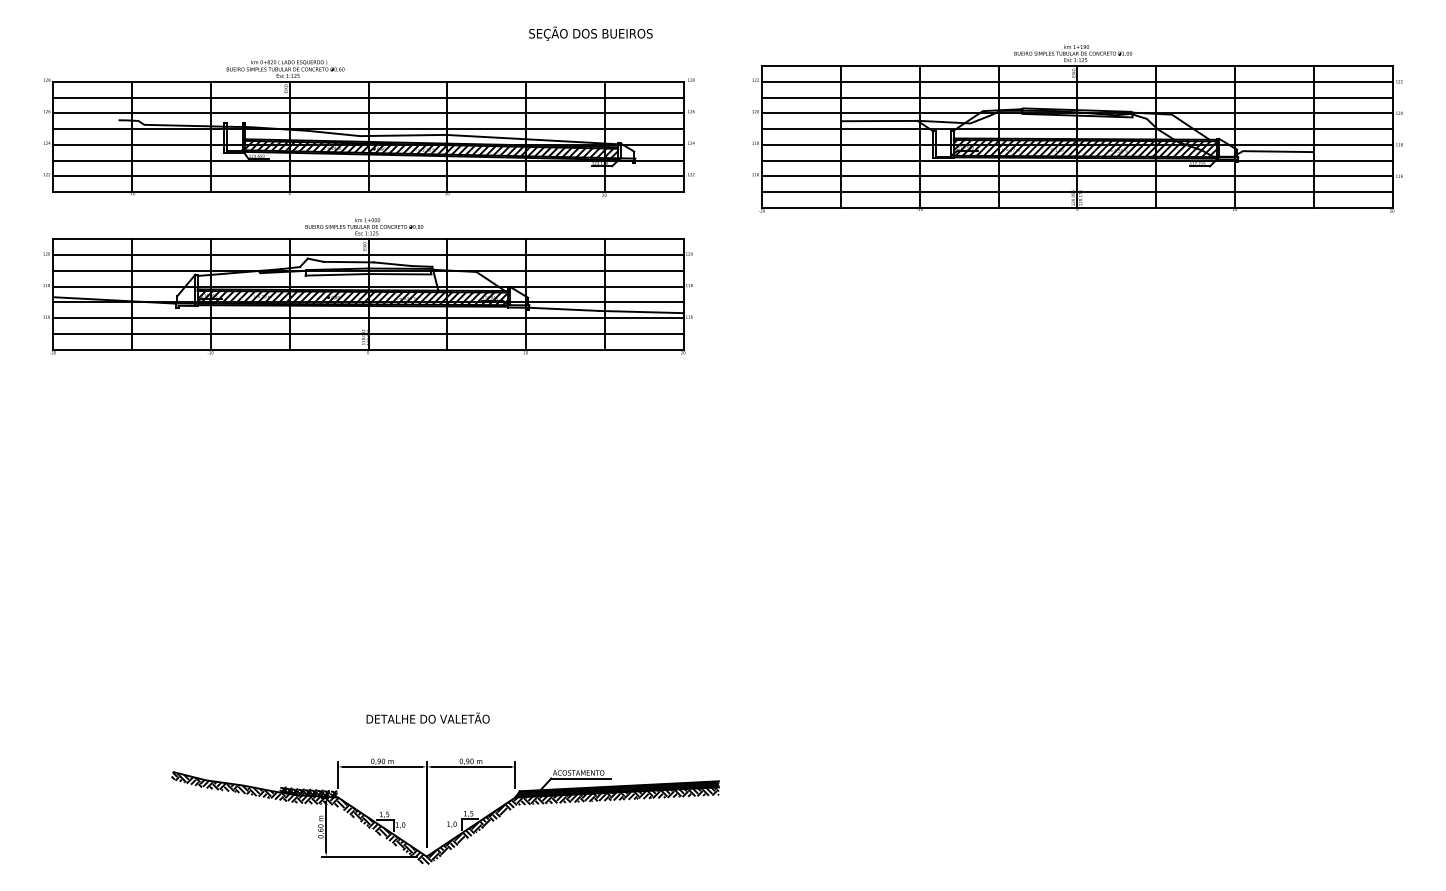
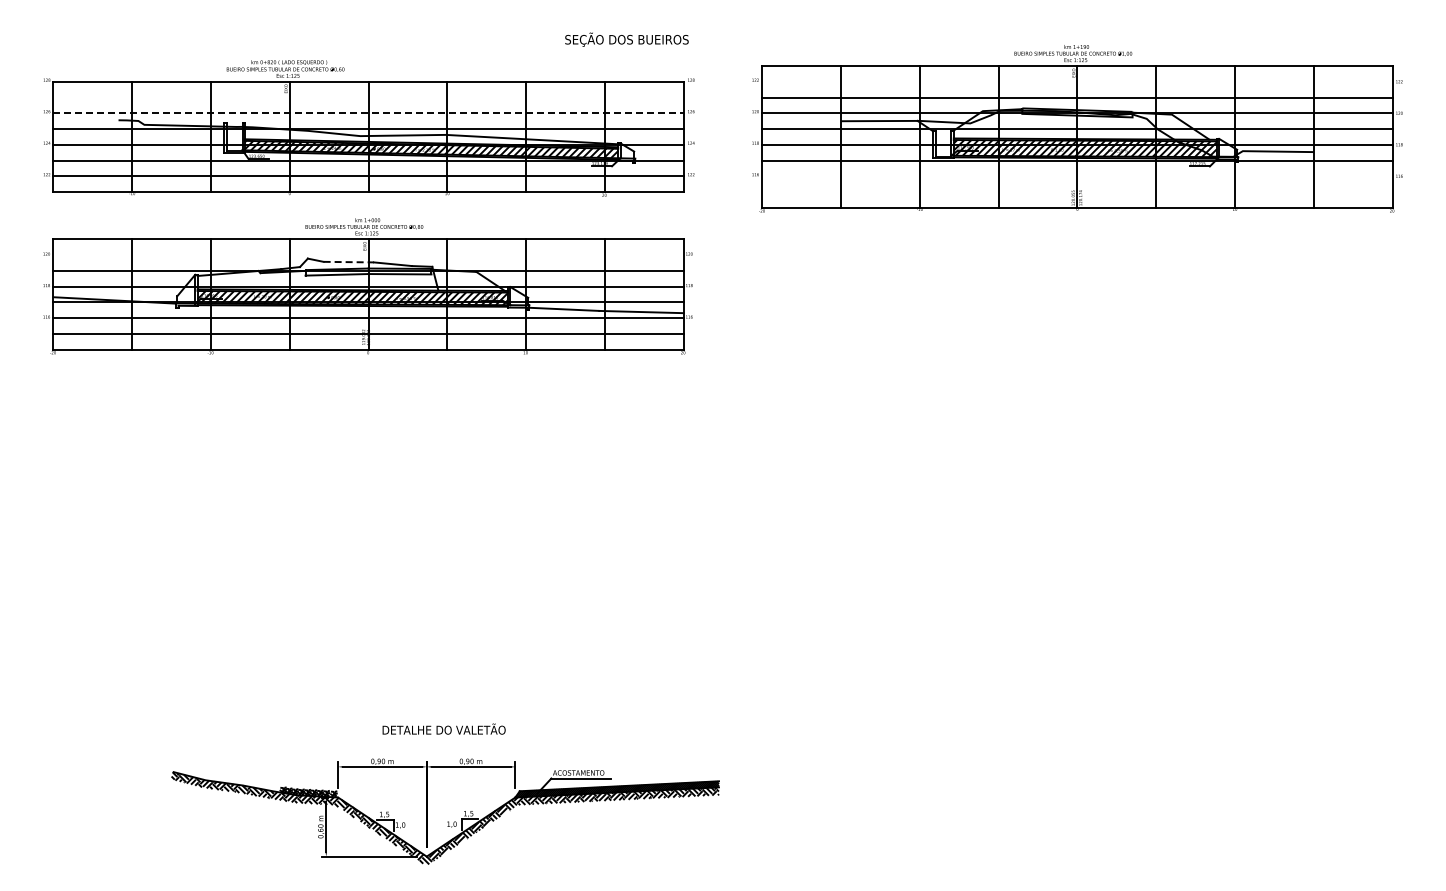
text position: (590, 33) -> (626, 39) (626, 39)
line: present -> none (1077, 81)
line: present -> none (368, 97)
line: solid -> dashed (369, 113)
line: present -> none (1077, 176)
line: present -> none (1077, 192)
line: present -> none (368, 255)
line: solid -> dashed (349, 262)
text position: (427, 717) -> (443, 728) (443, 728)
